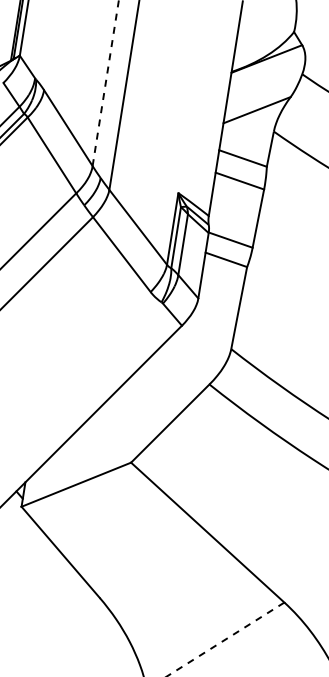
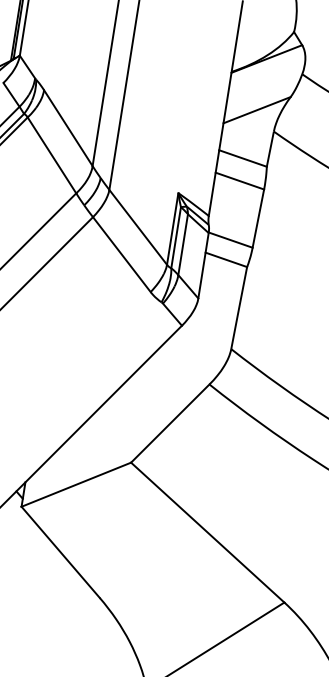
line: dashed -> solid (105, 83)
line: dashed -> solid (225, 639)
